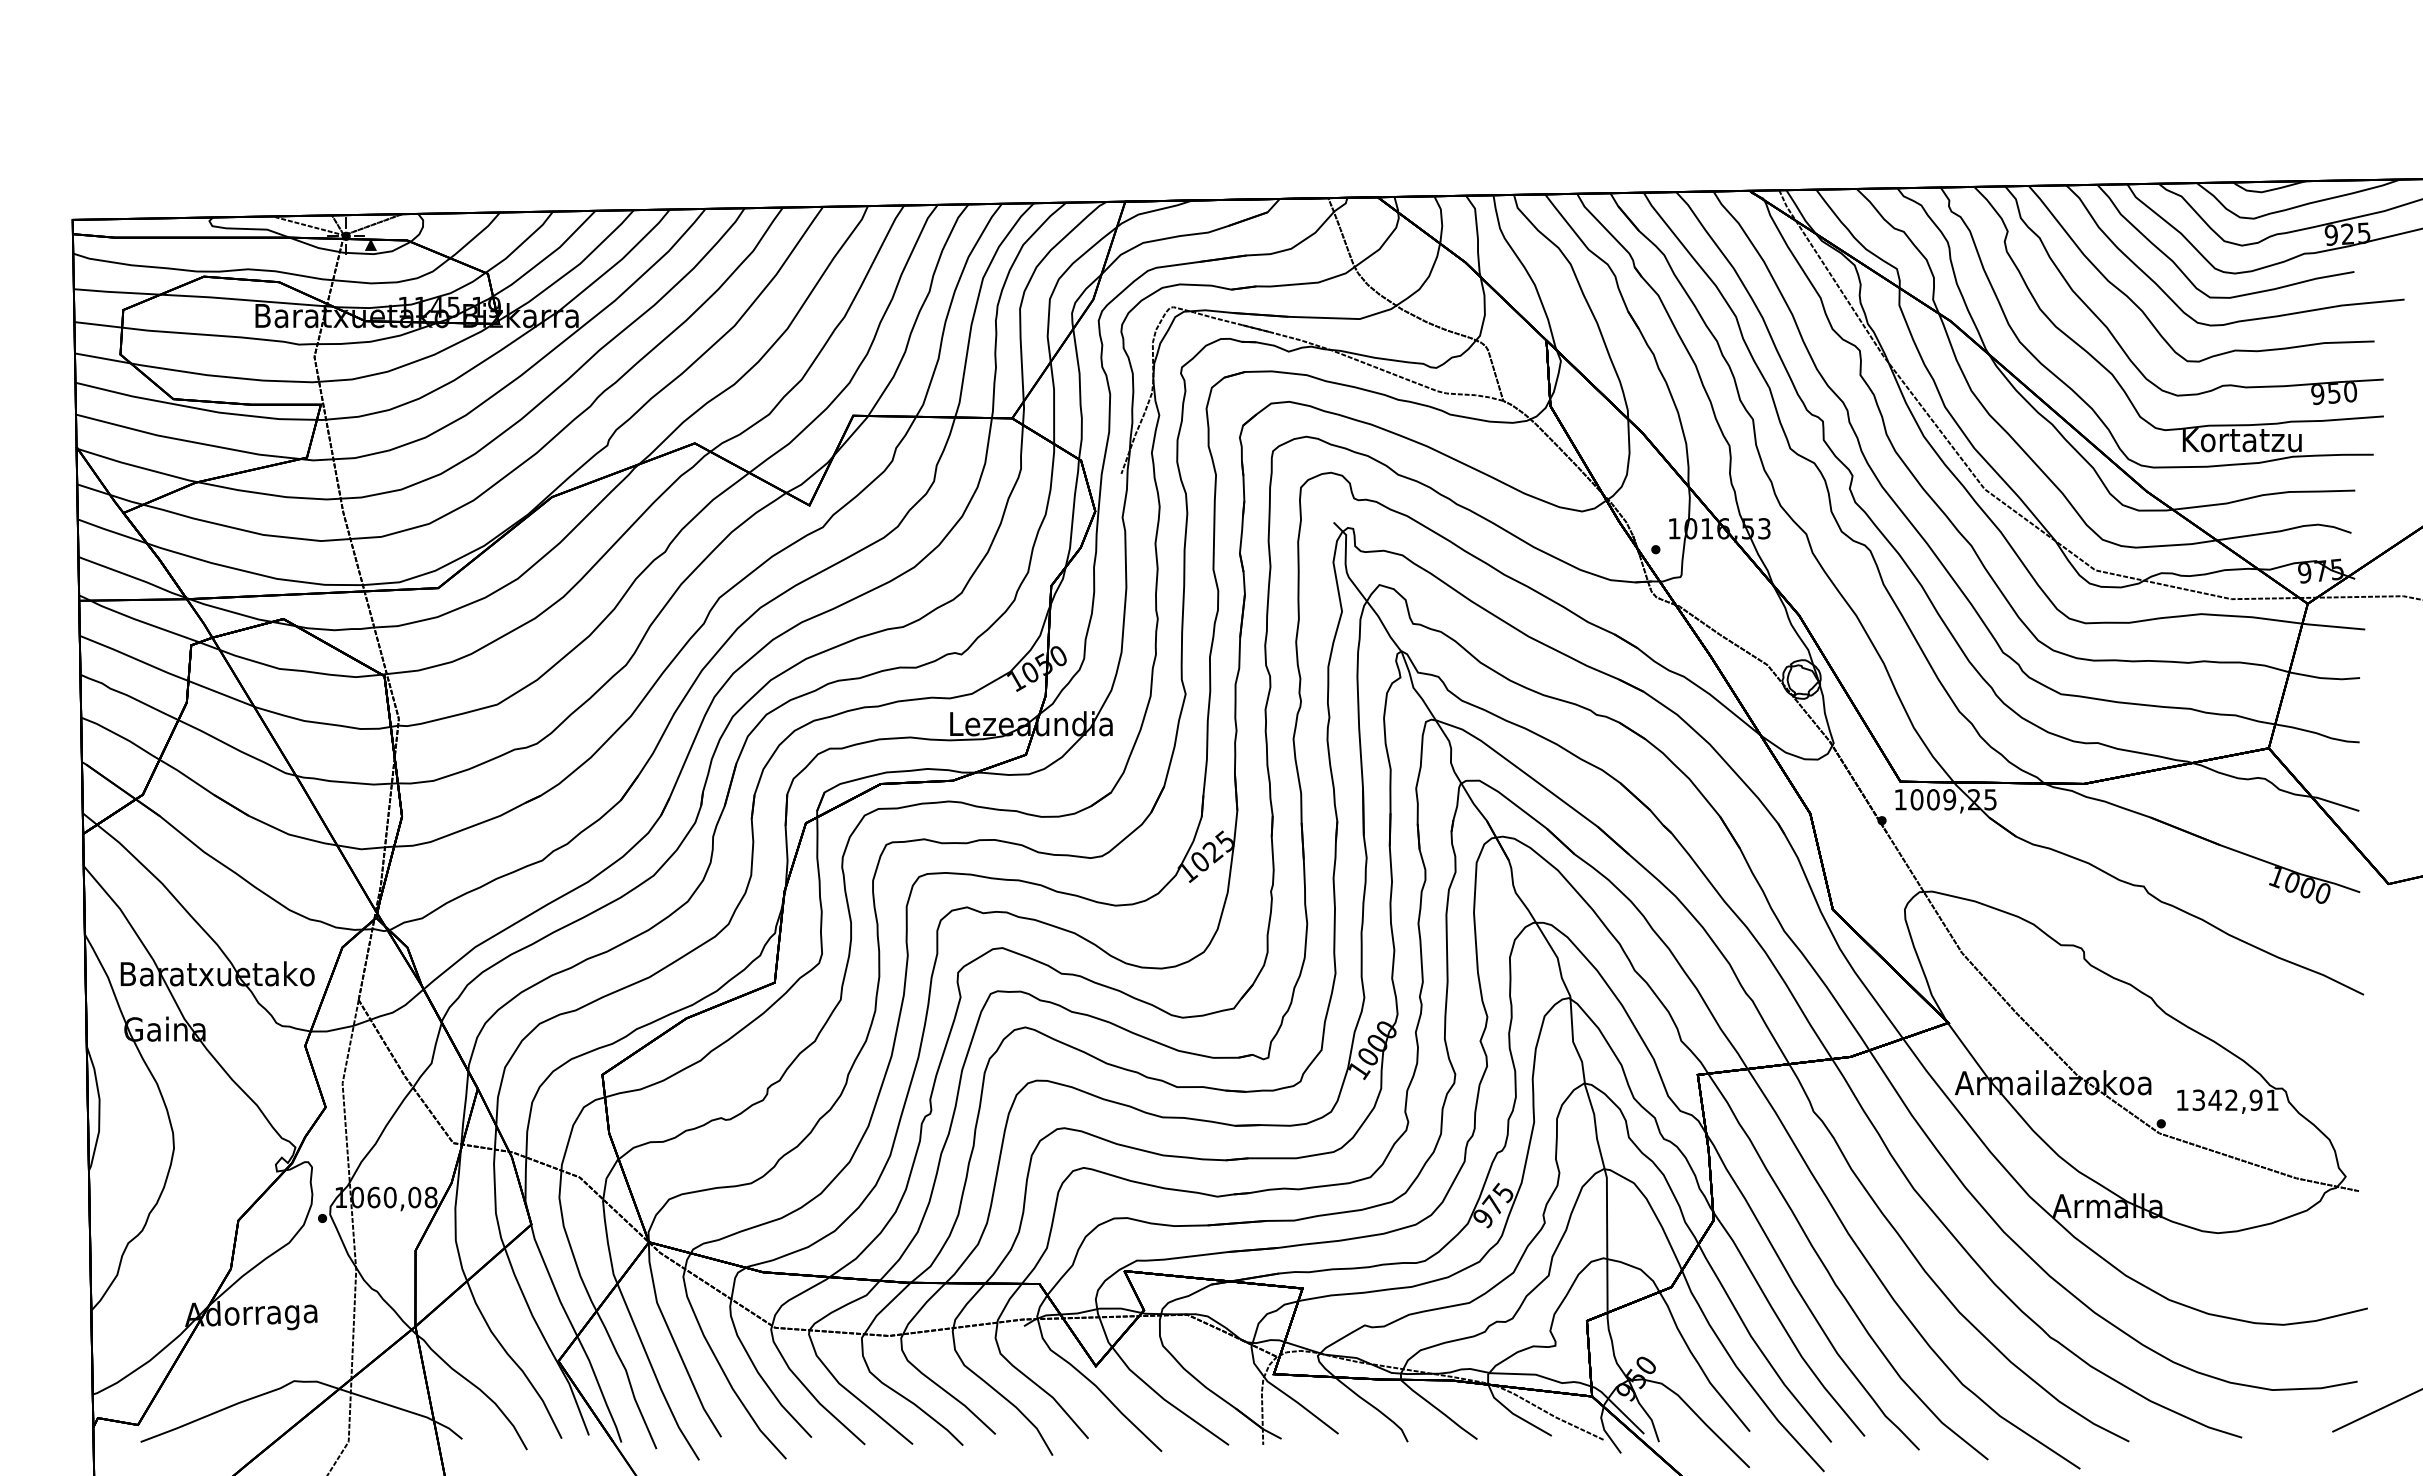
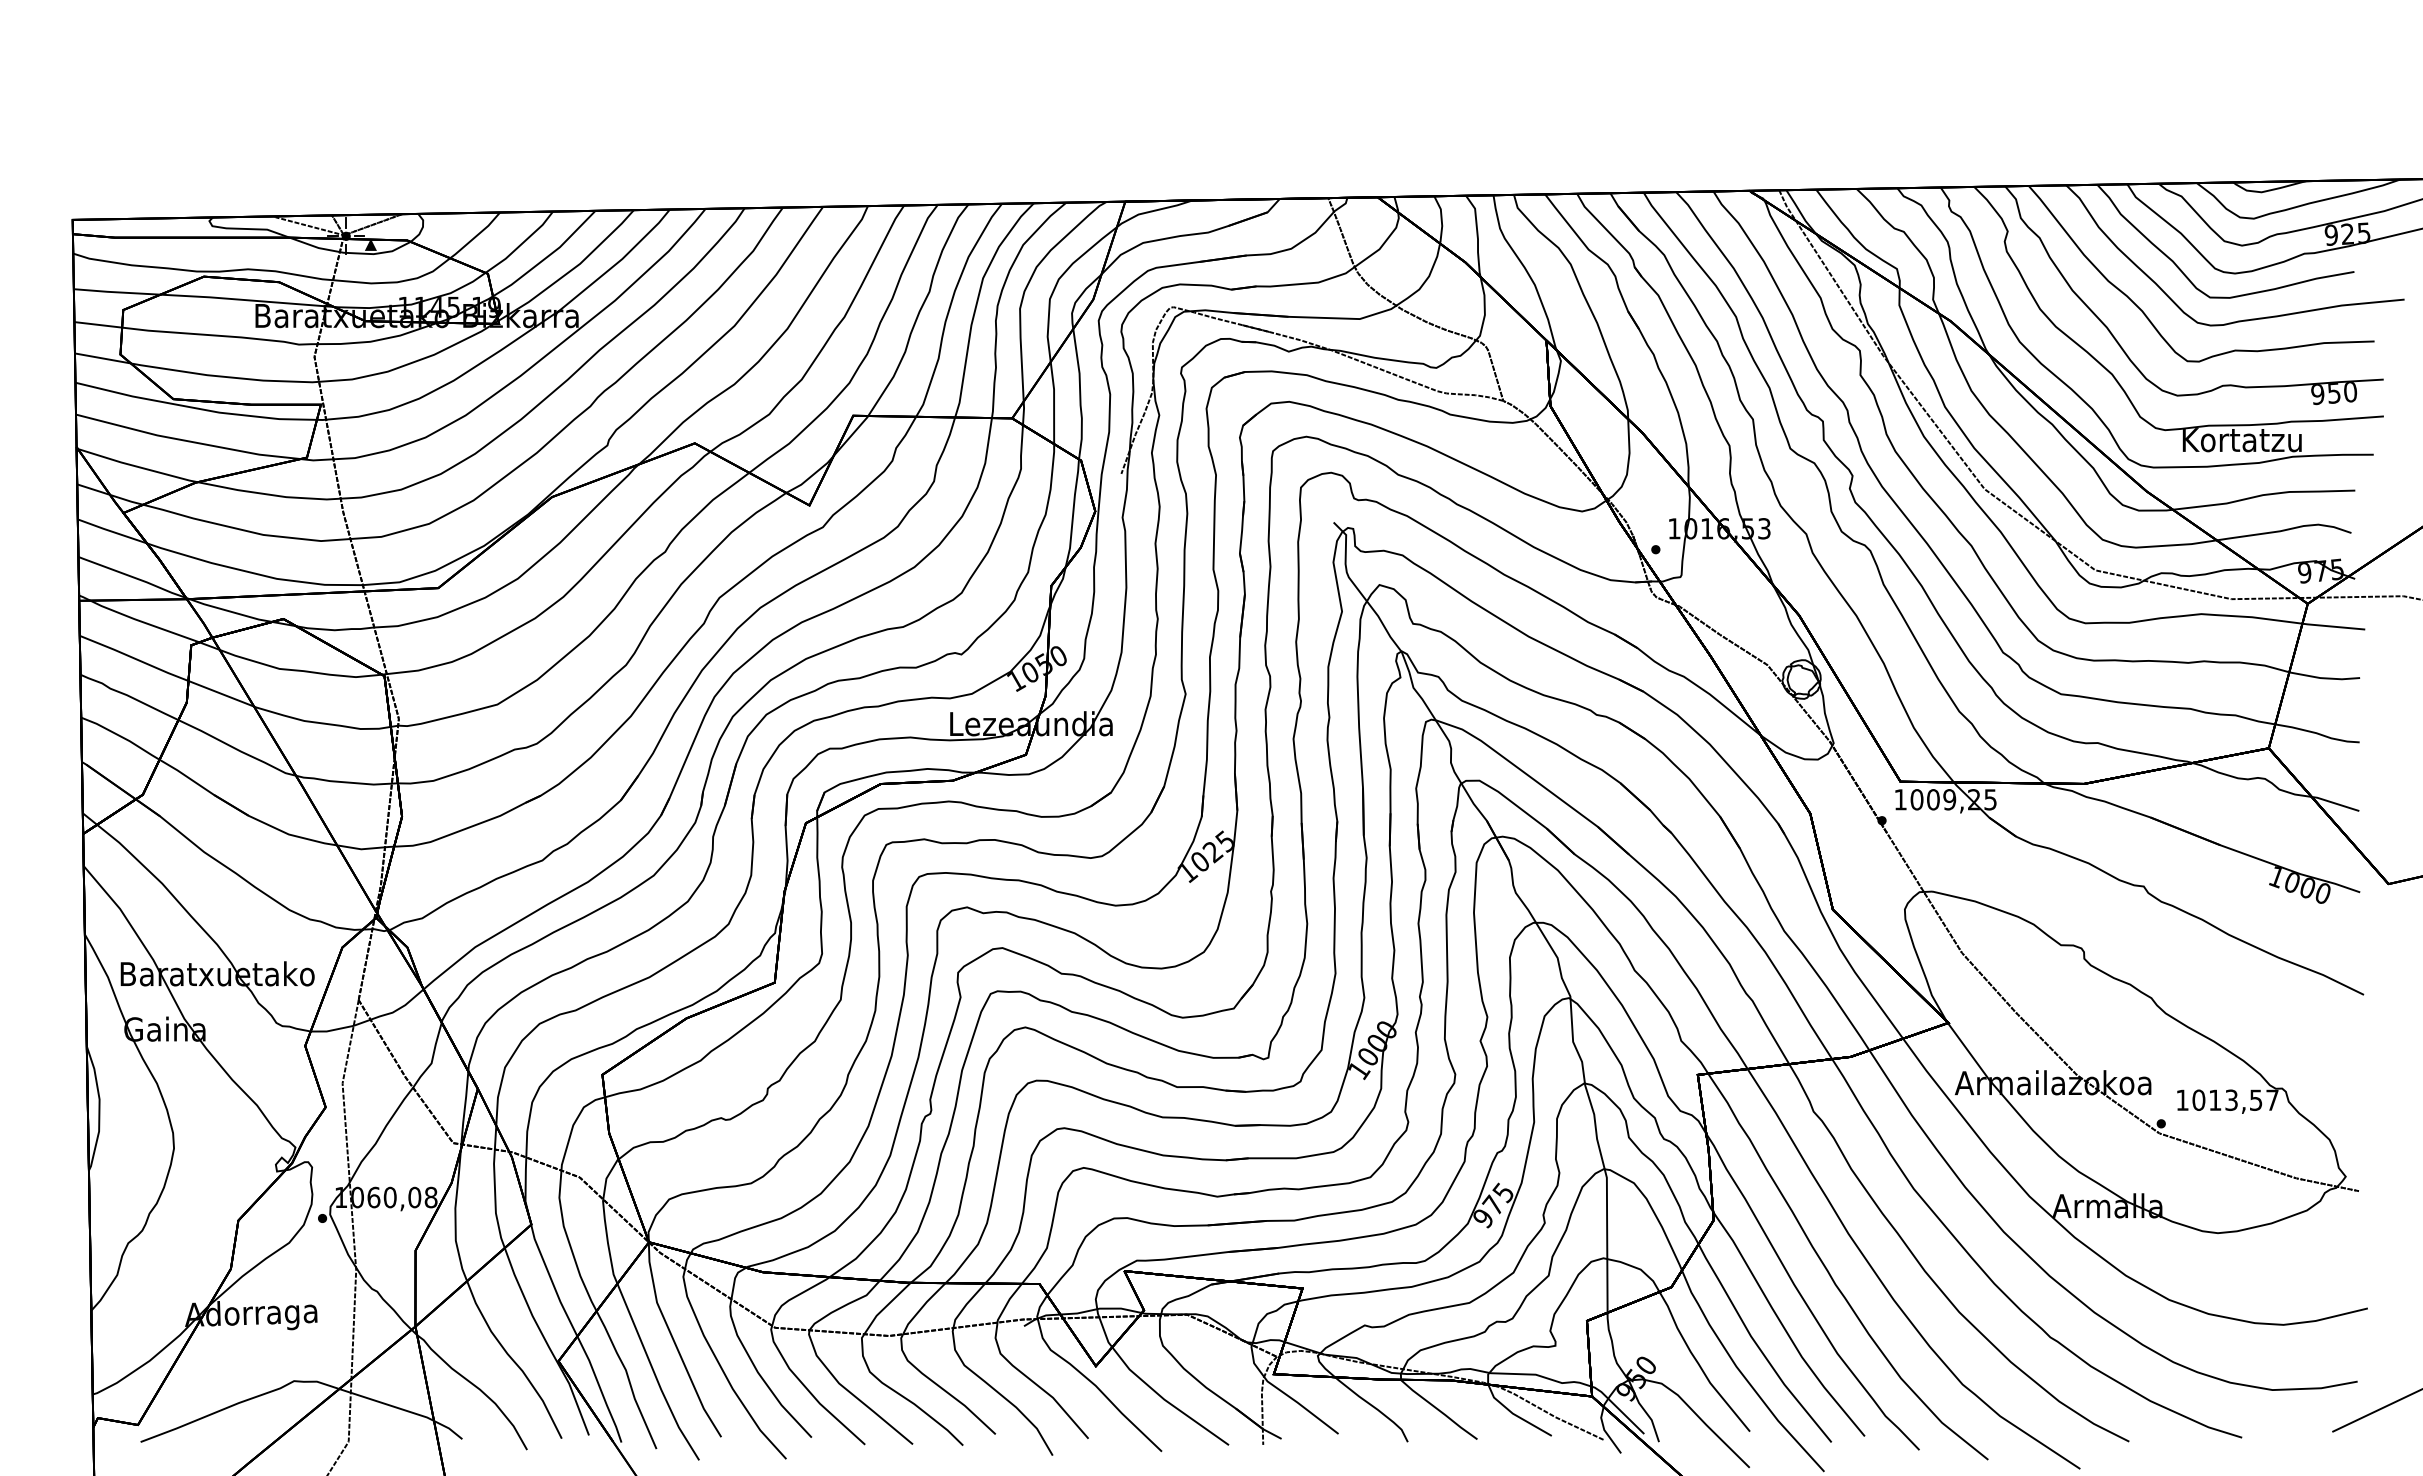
text: 1342,91 -> 1013,57 (2235, 1099)
